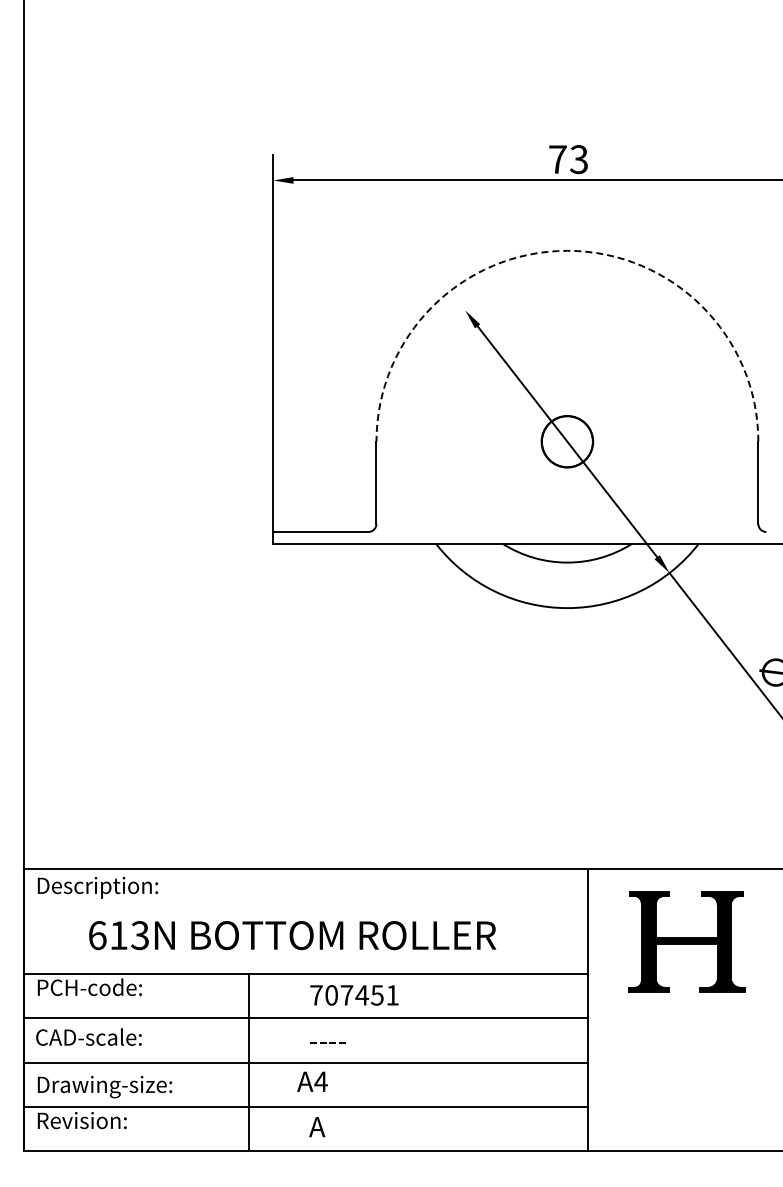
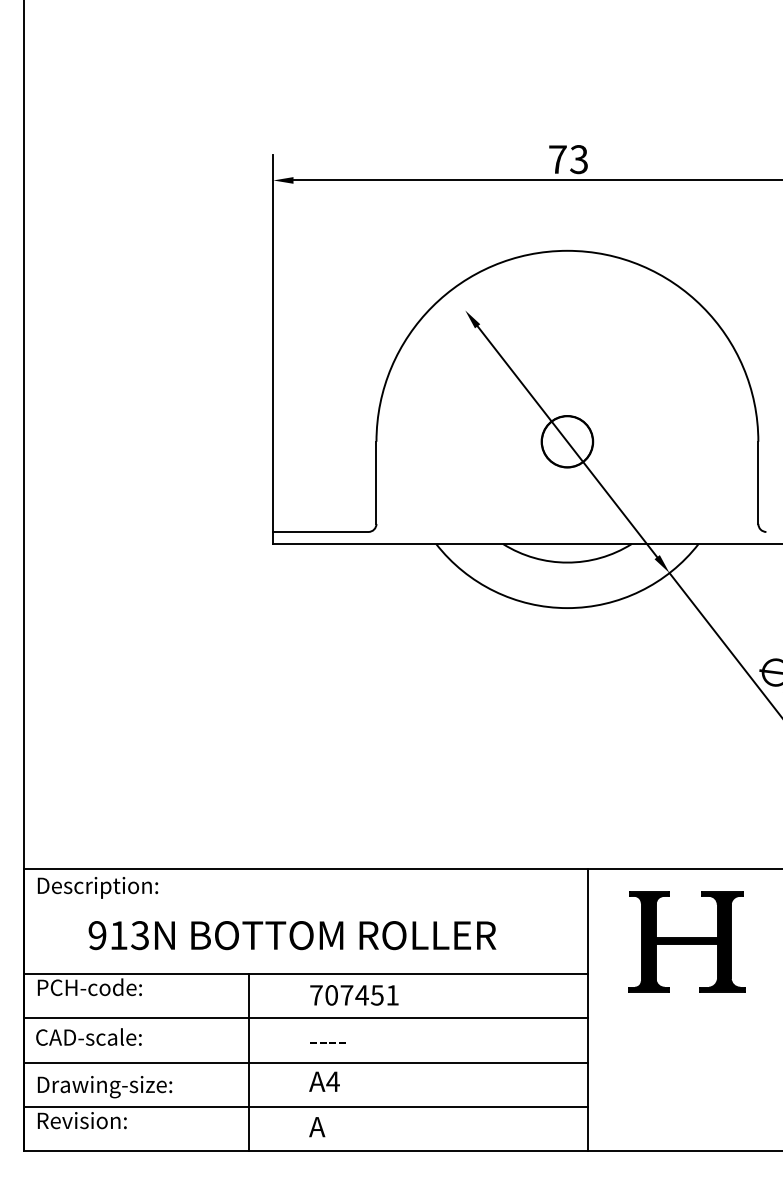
arc: dashed -> solid (567, 250)
text: 613N -> 913N (97, 935)
text position: (312, 1081) -> (324, 1081) (324, 1081)
